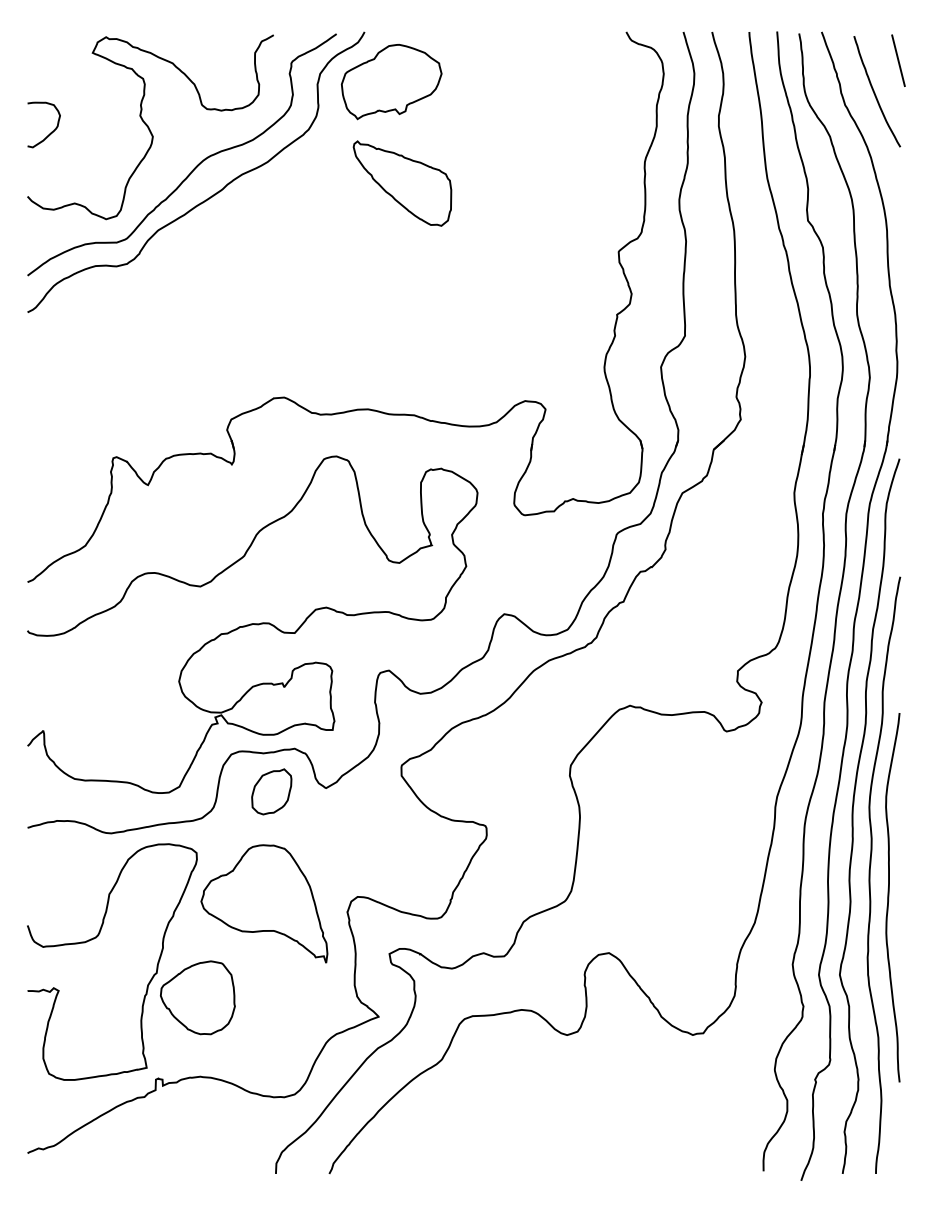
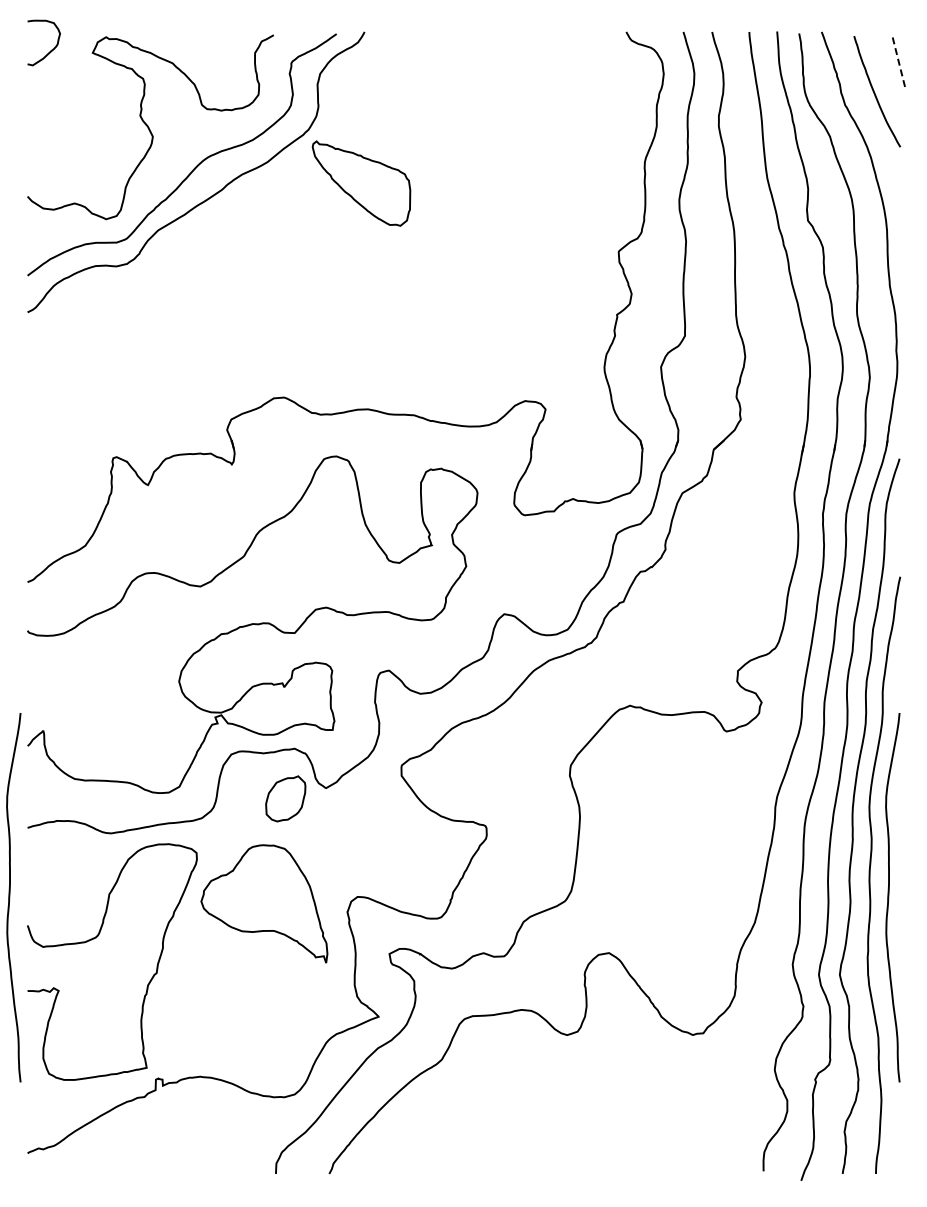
line: solid -> dashed (898, 60)
part: present -> none (391, 82)
curve position: (51, 131) -> (51, 49) (51, 49)
part position: (402, 183) -> (361, 183) (361, 183)
part position: (271, 791) -> (285, 798) (285, 798)
curve: none -> present (10, 897)
part: present -> none (197, 997)
